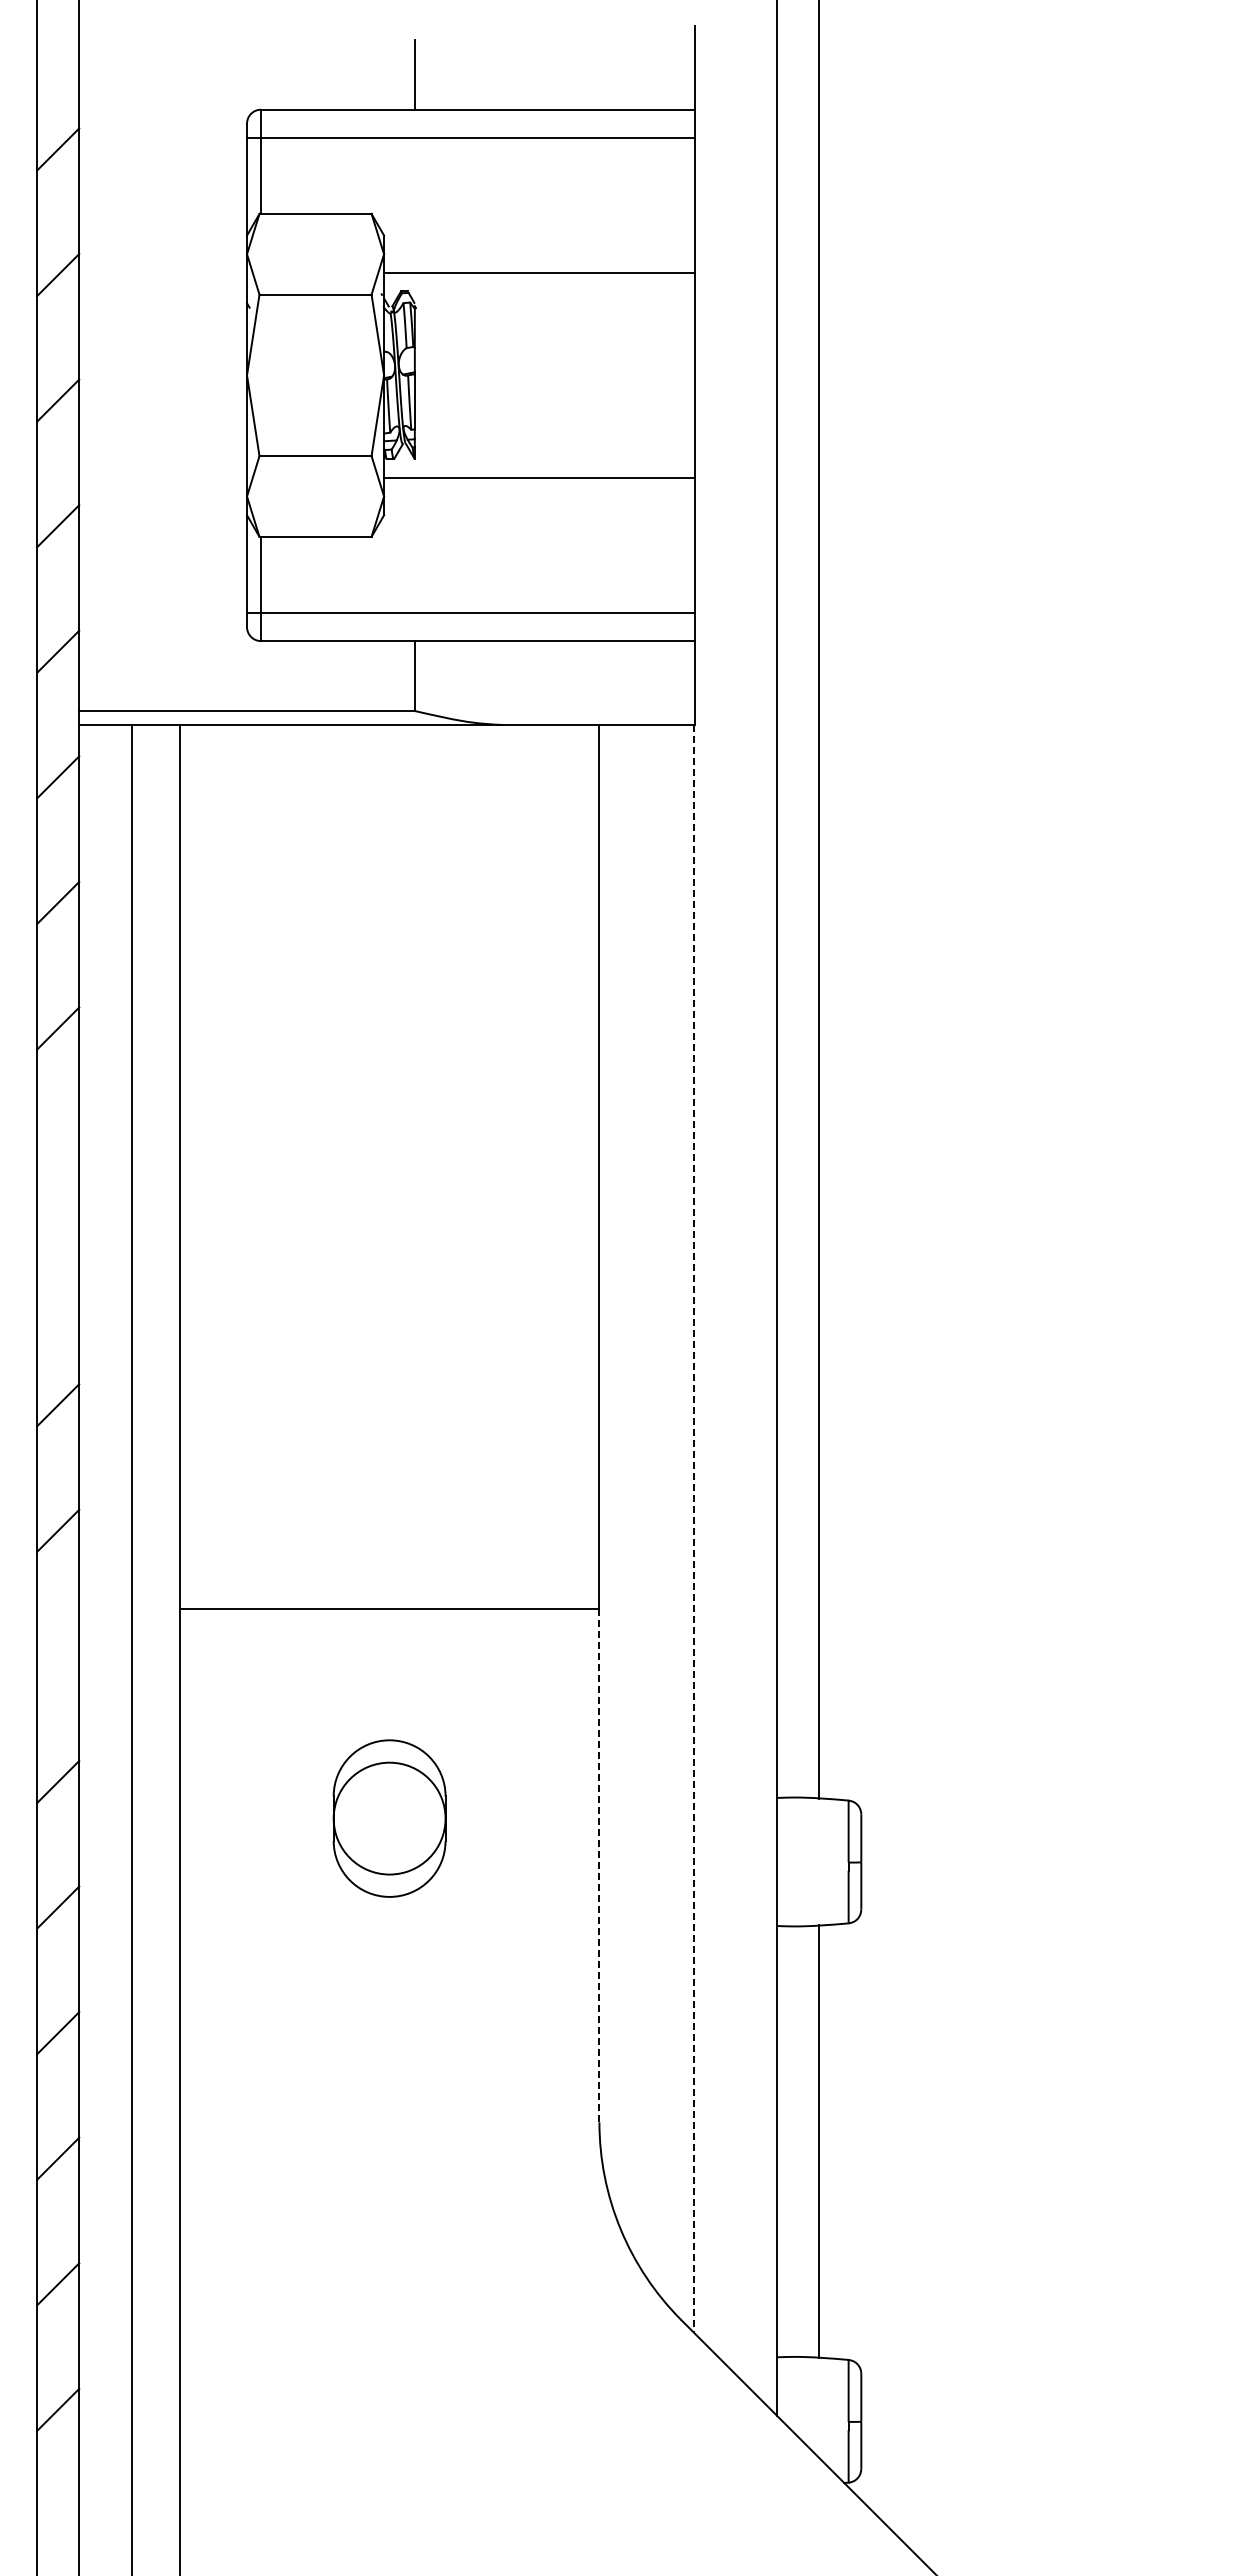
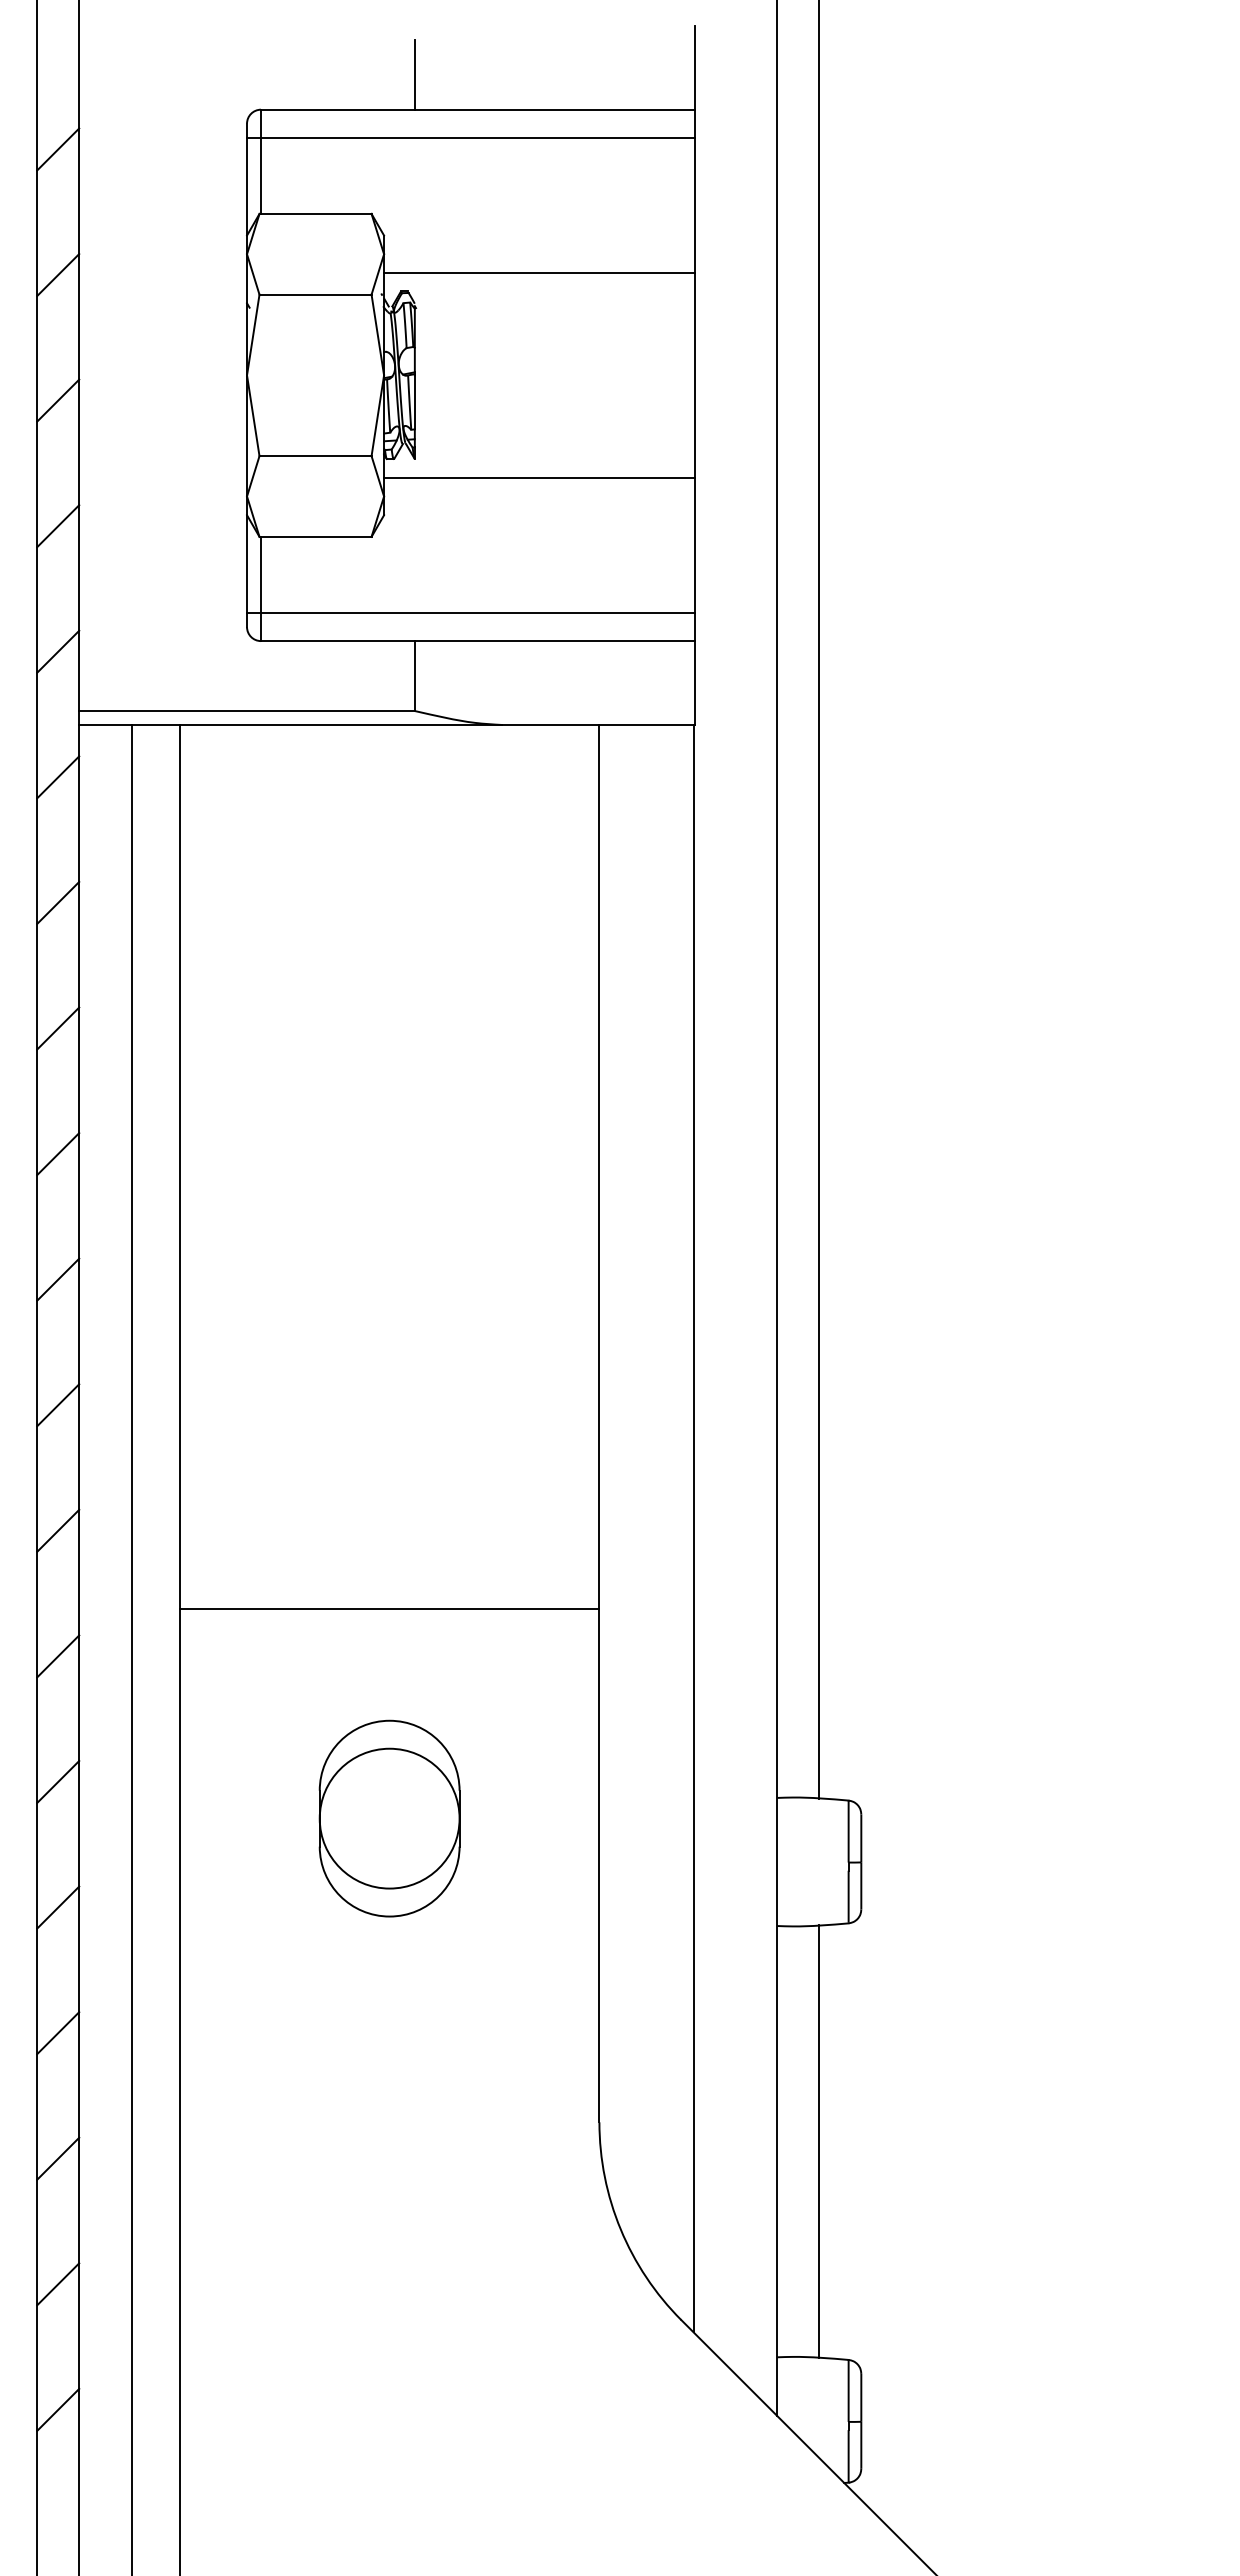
line: none -> present (58, 1154)
line: none -> present (58, 1279)
line: dashed -> solid (693, 1528)
line: none -> present (58, 1656)
part size: 115x159 px -> 143x199 px (389, 1818)
line: dashed -> solid (599, 1865)
